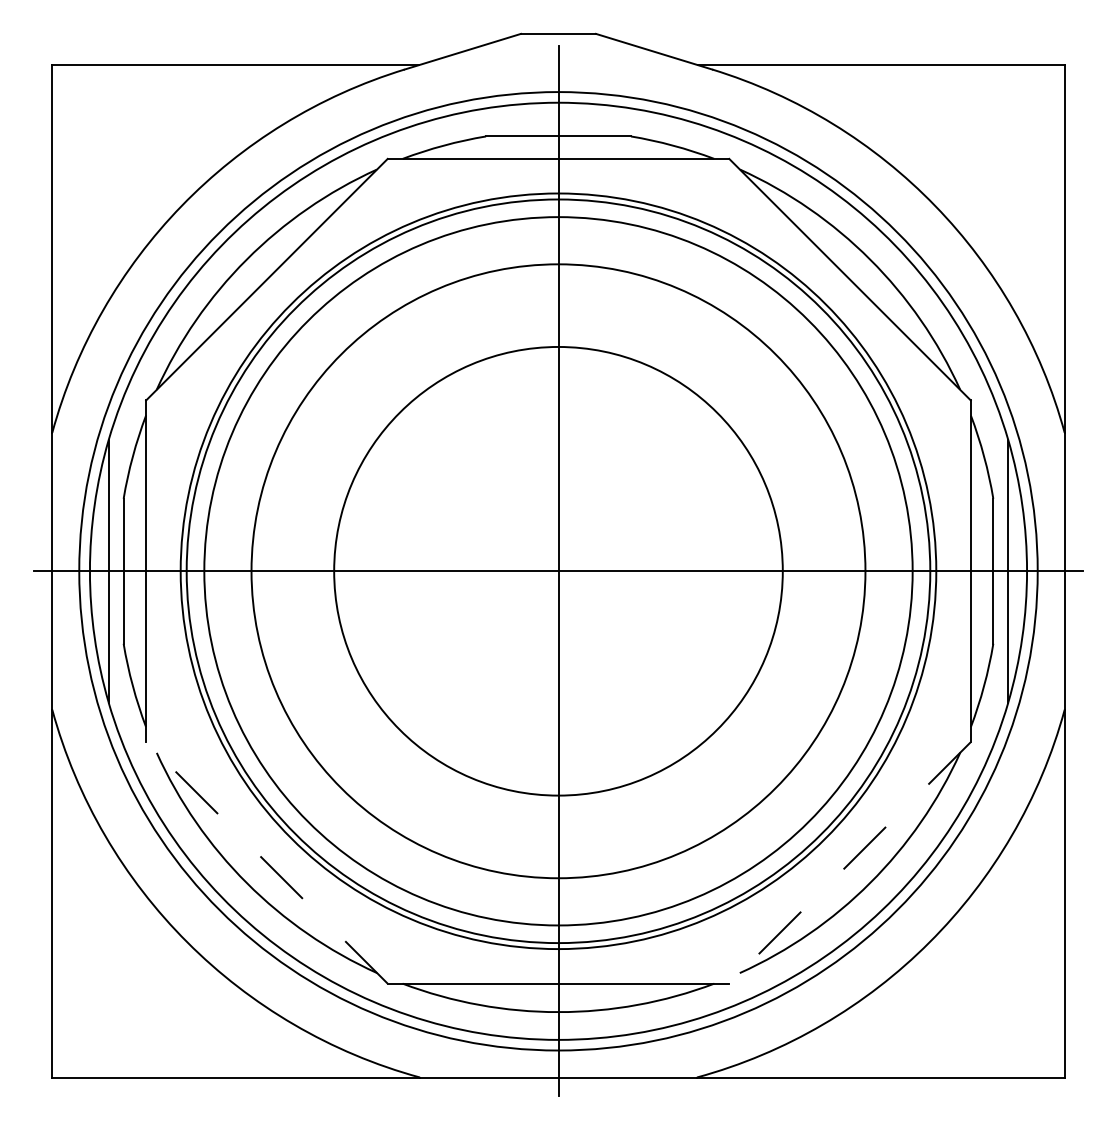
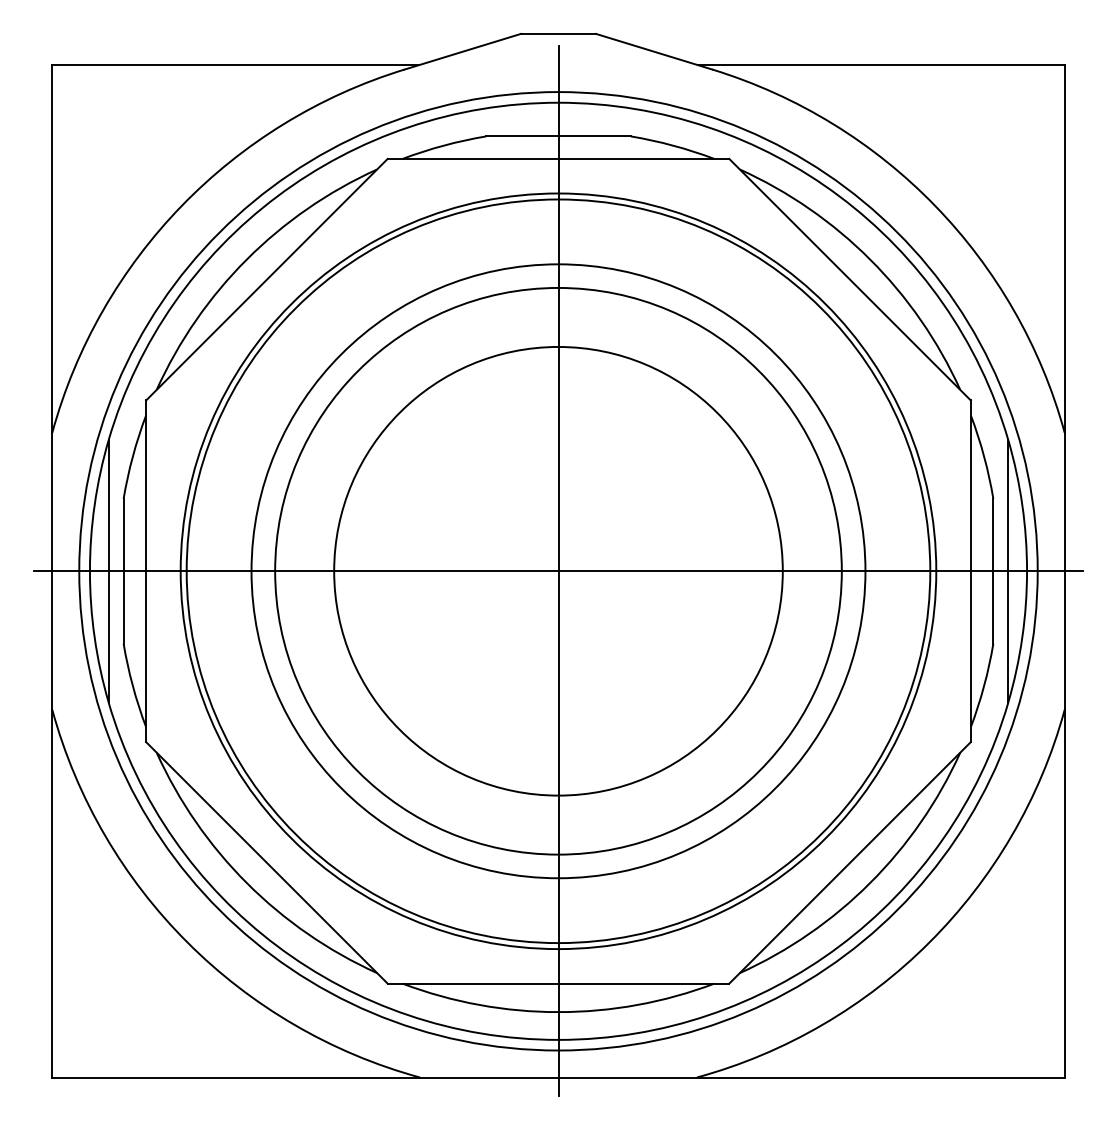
circle diameter: 708 px -> 567 px (558, 570)
line: dashed -> solid (266, 862)
line: dashed -> solid (850, 862)
